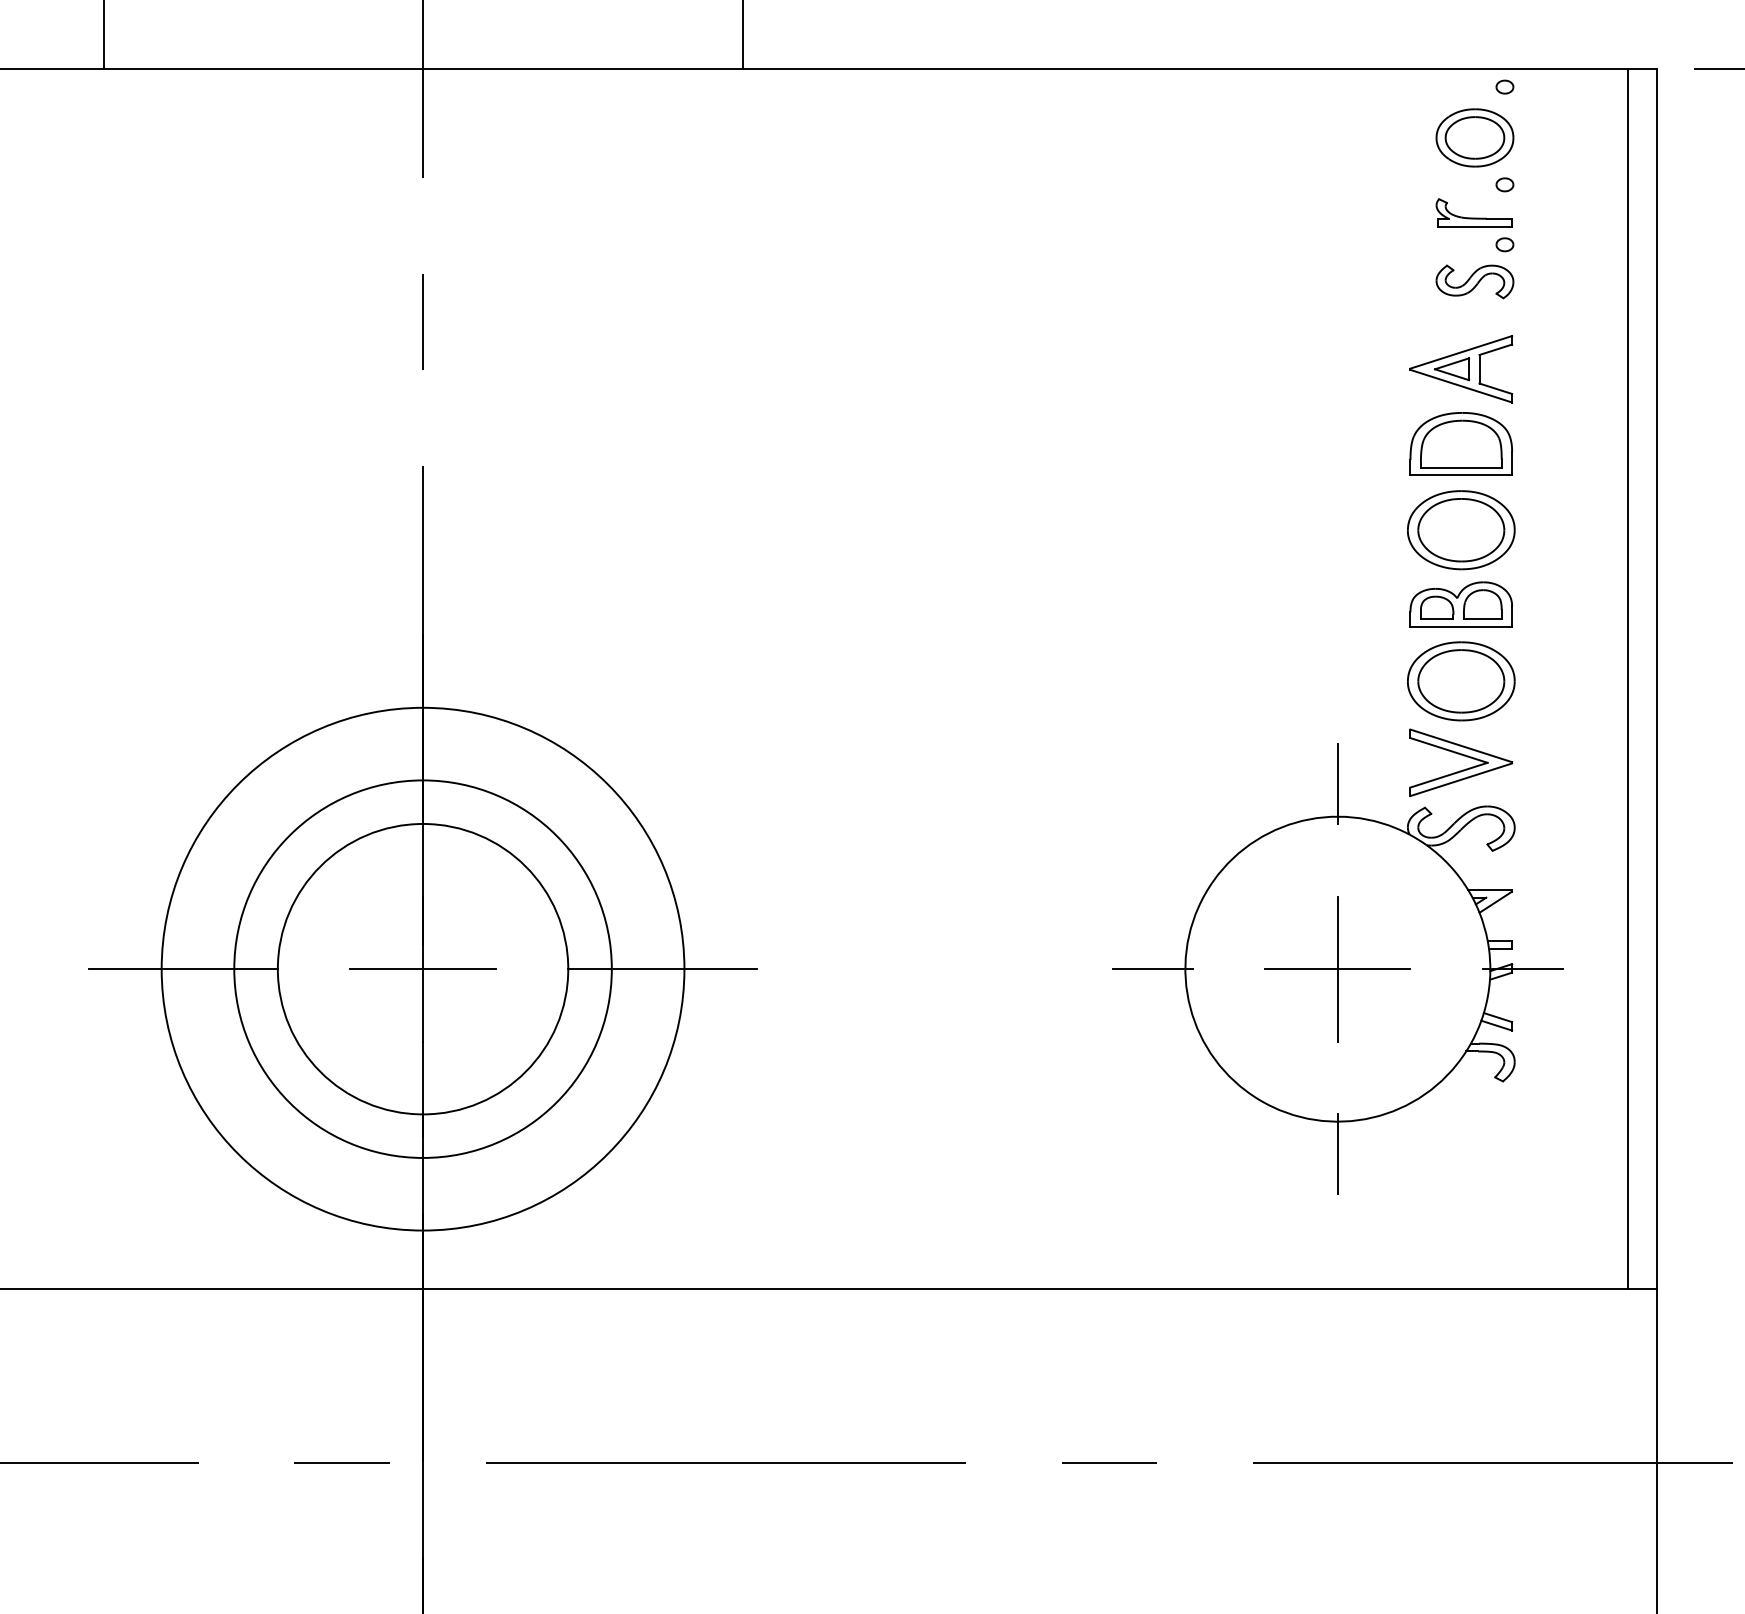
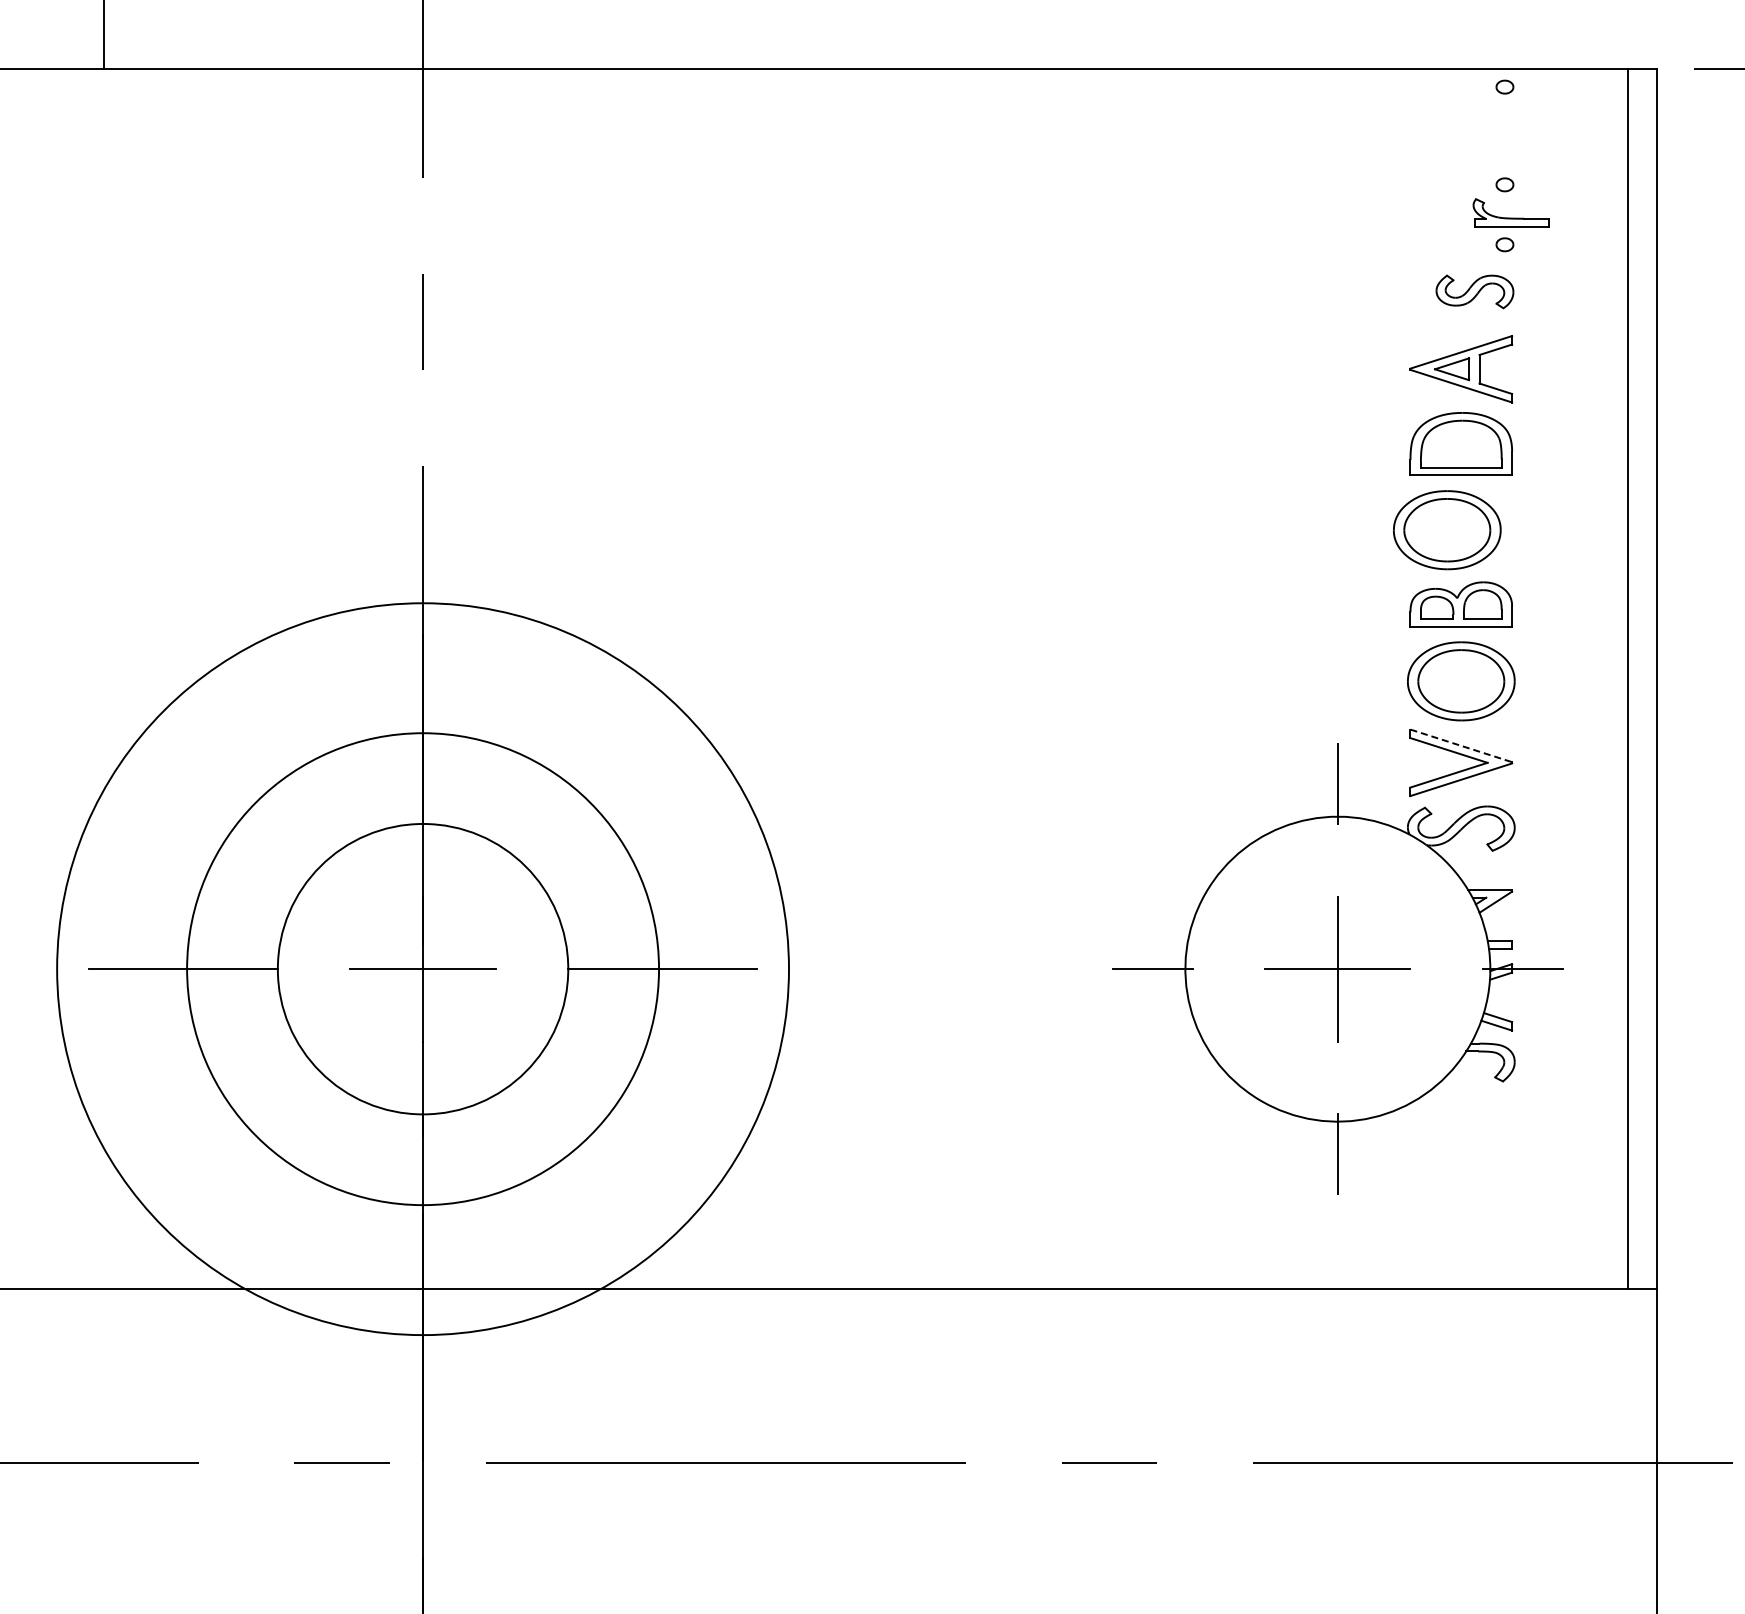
line: present -> none (742, 35)
part: present -> none (1474, 137)
part position: (1473, 212) -> (1510, 212) (1510, 212)
part position: (1474, 281) -> (1474, 291) (1474, 291)
part position: (1461, 530) -> (1447, 530) (1447, 530)
line: solid -> dashed (1461, 746)
circle diameter: 378 px -> 472 px (423, 969)
circle diameter: 523 px -> 732 px (422, 969)
